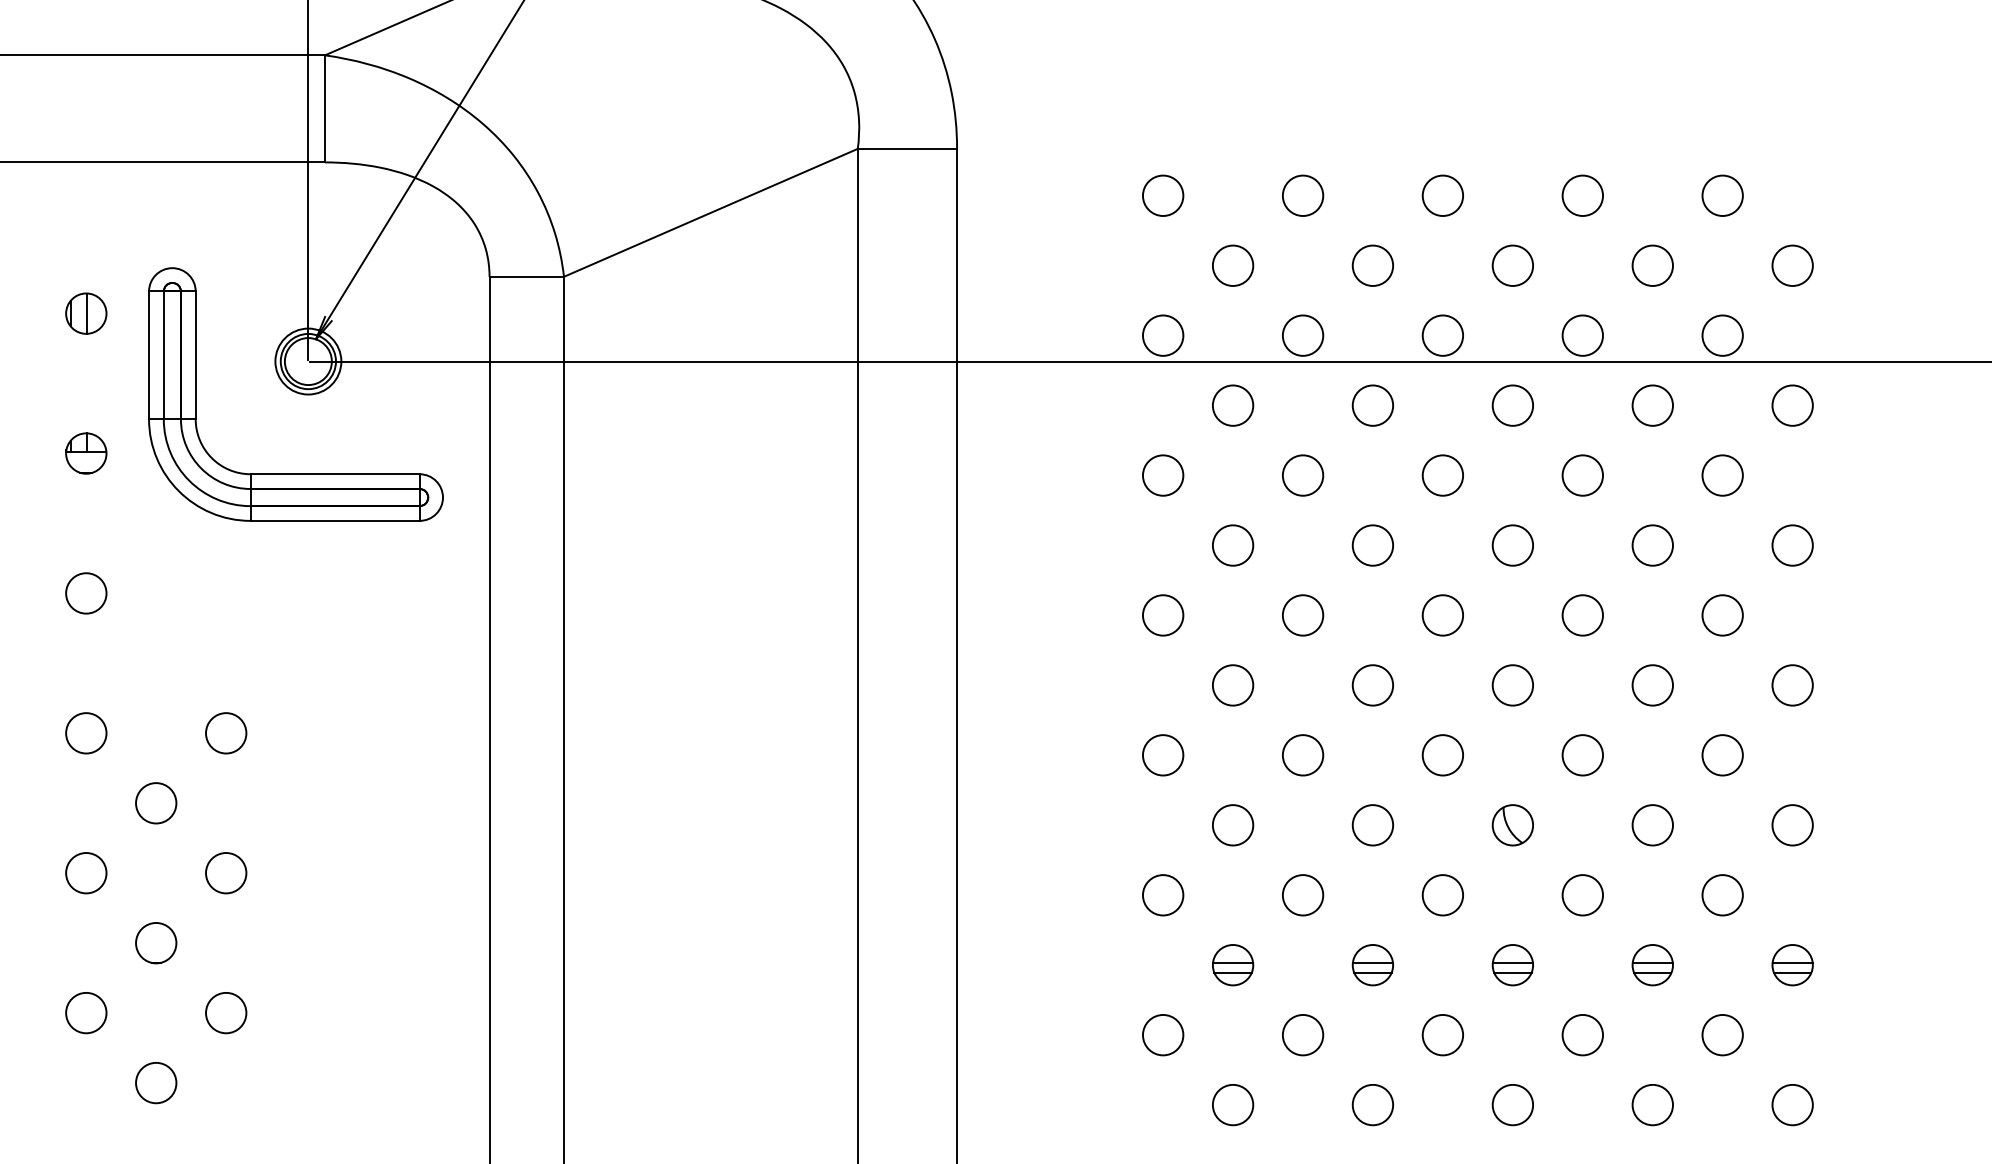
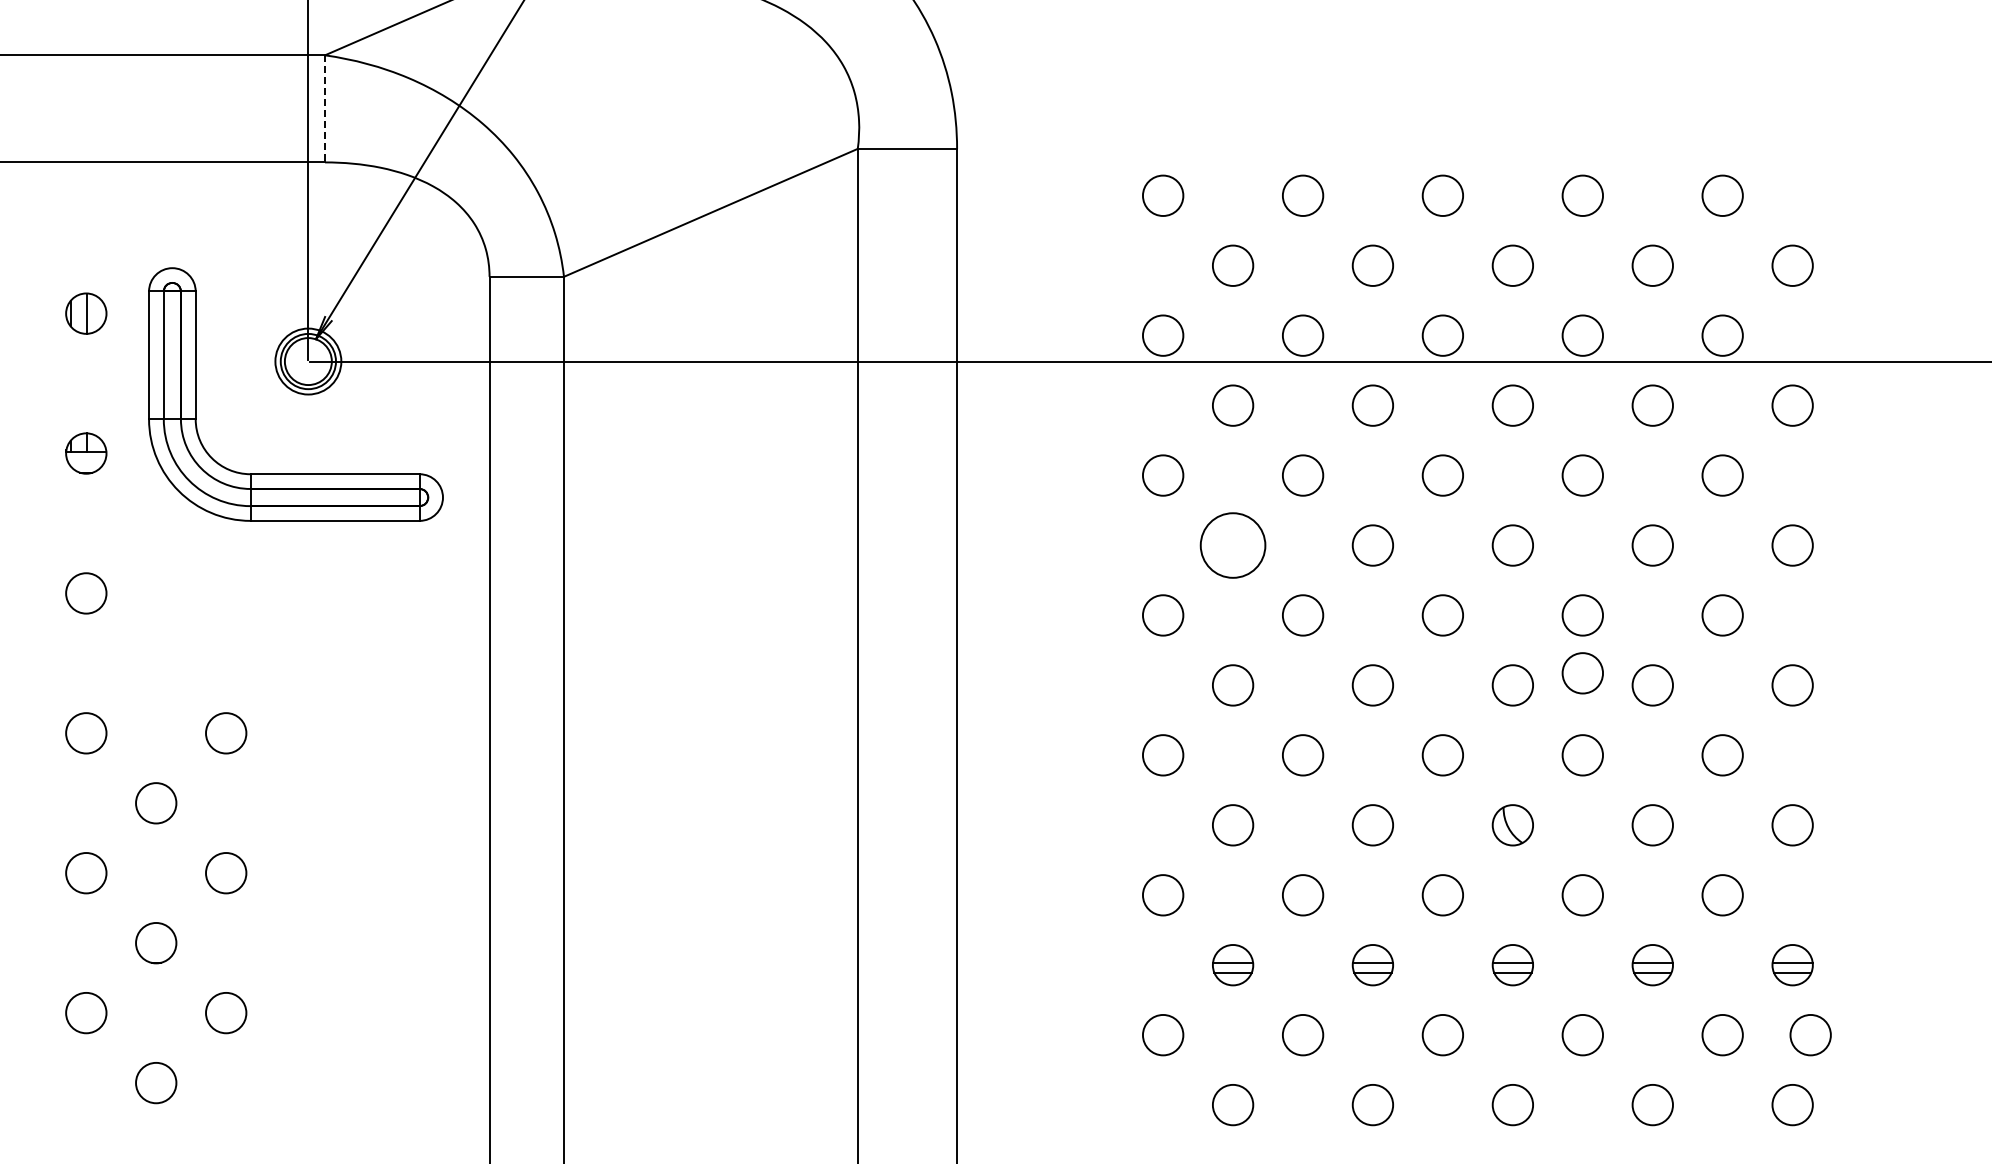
line: solid -> dashed (325, 108)
circle diameter: 40 px -> 65 px (1232, 545)
circle: none -> present (1582, 673)
circle: none -> present (1810, 1035)
